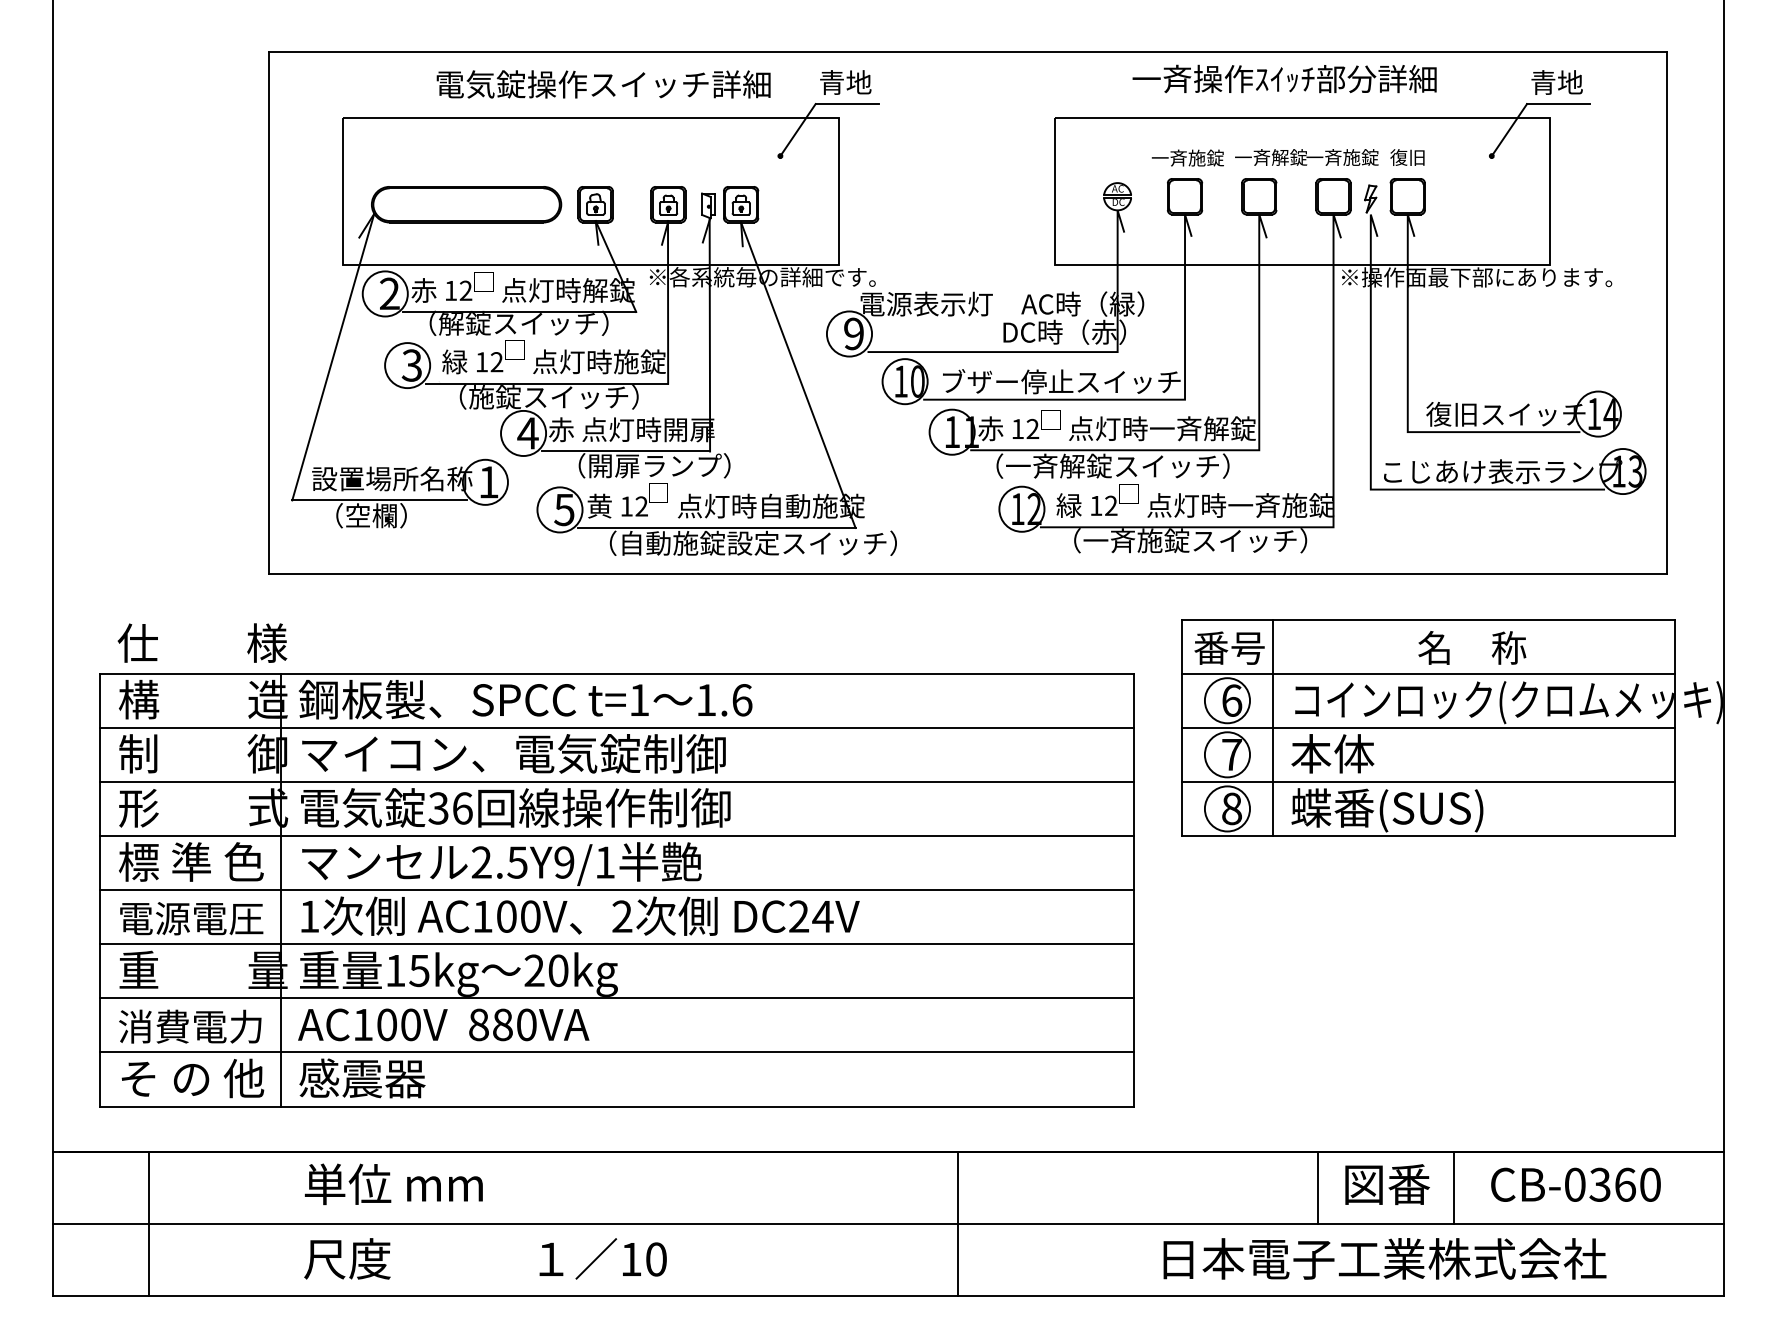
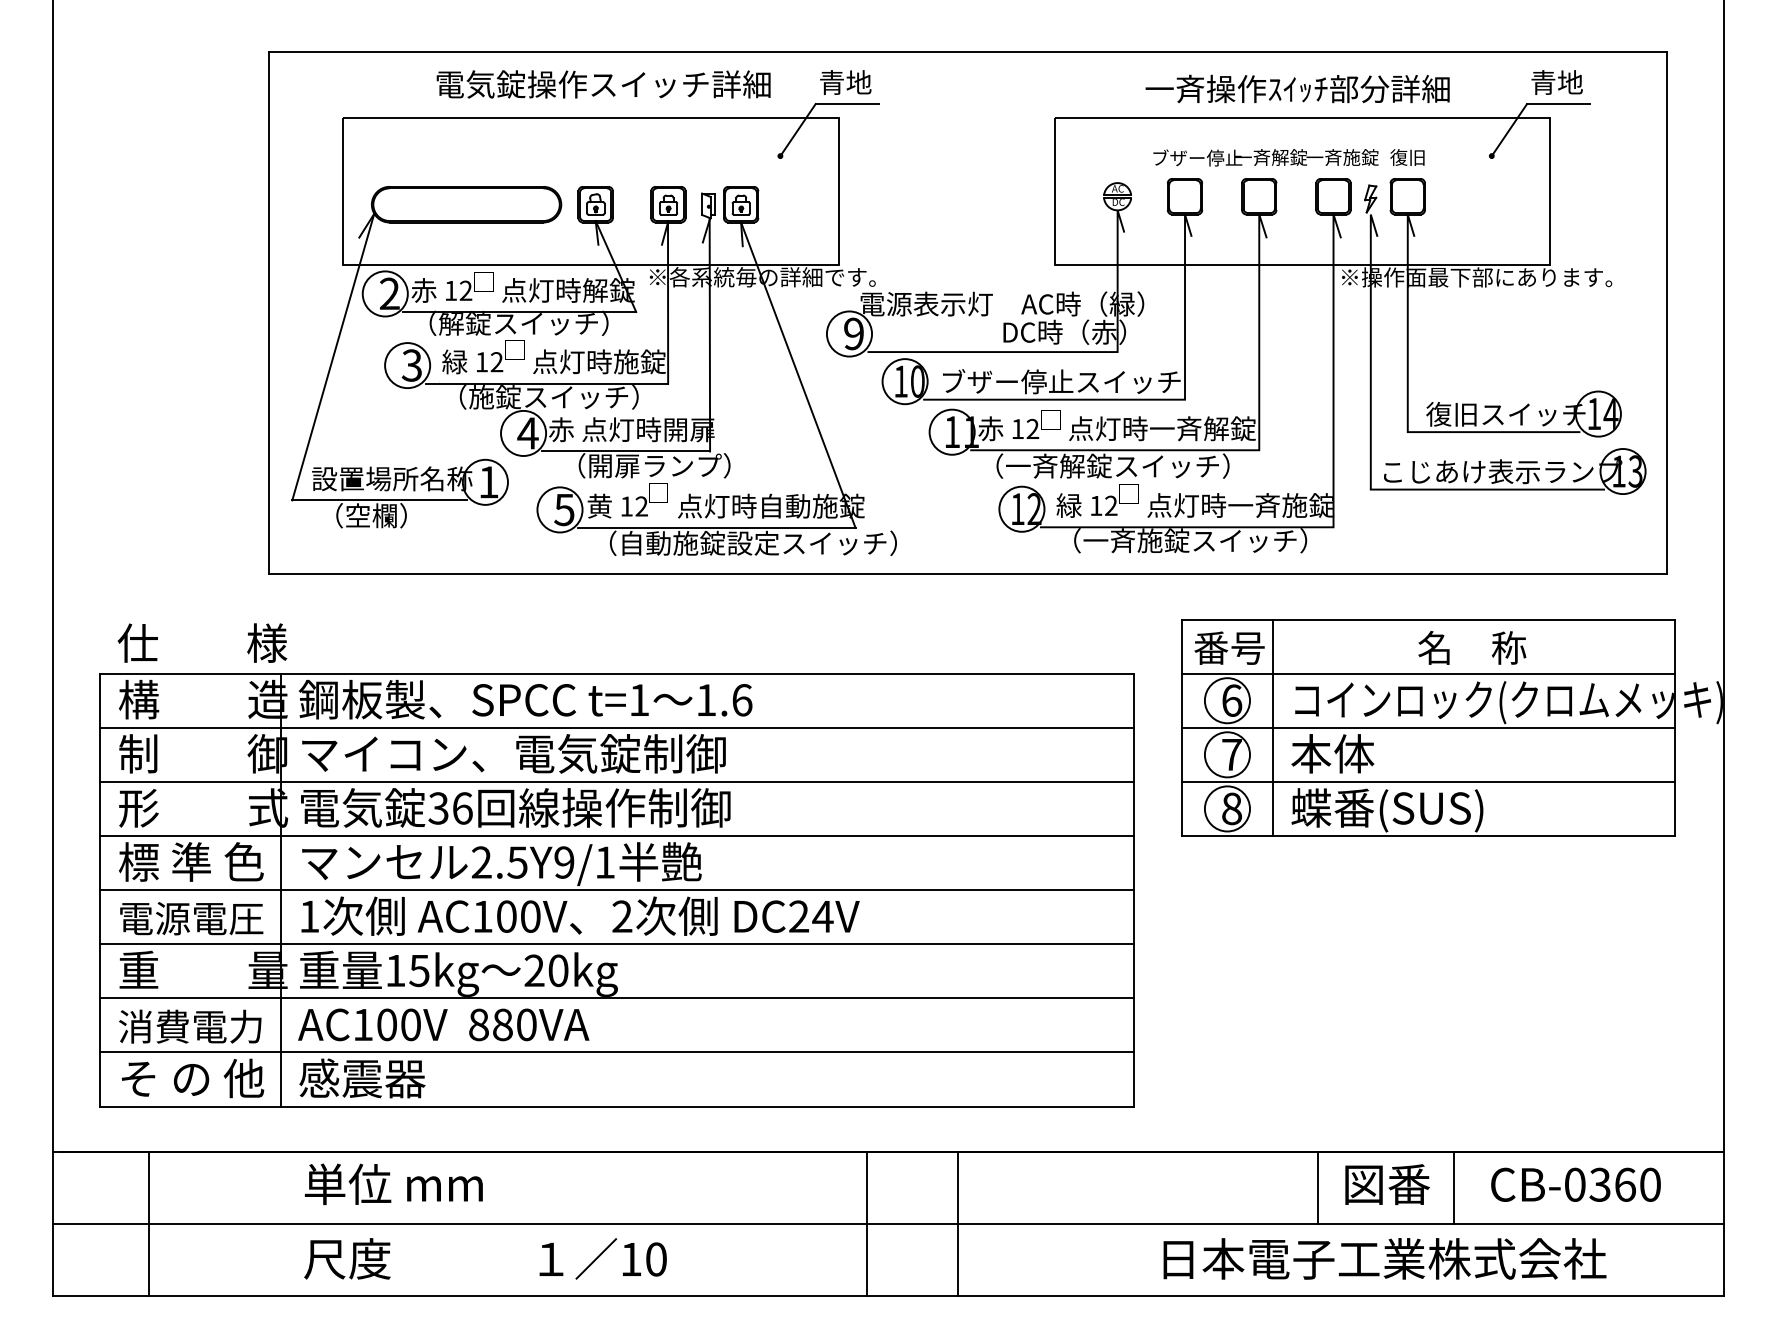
text position: (1284, 78) -> (1297, 88) (1297, 88)
text: 一斉施錠 -> ブザー停止 (1196, 157)
line: none -> present (867, 1223)
